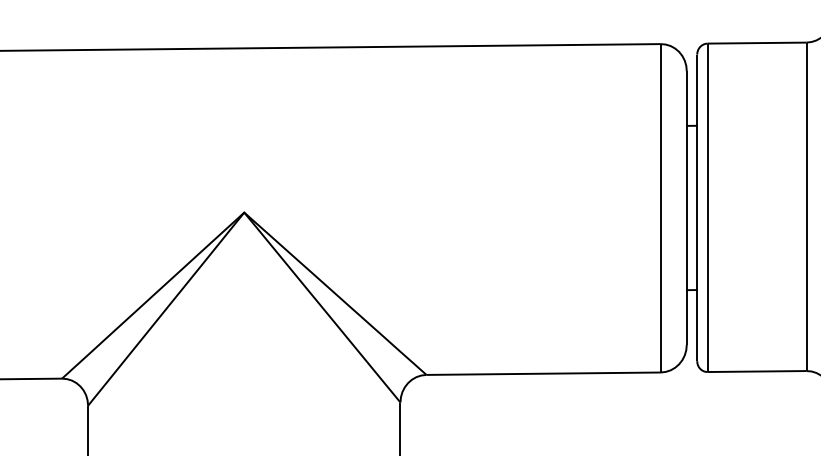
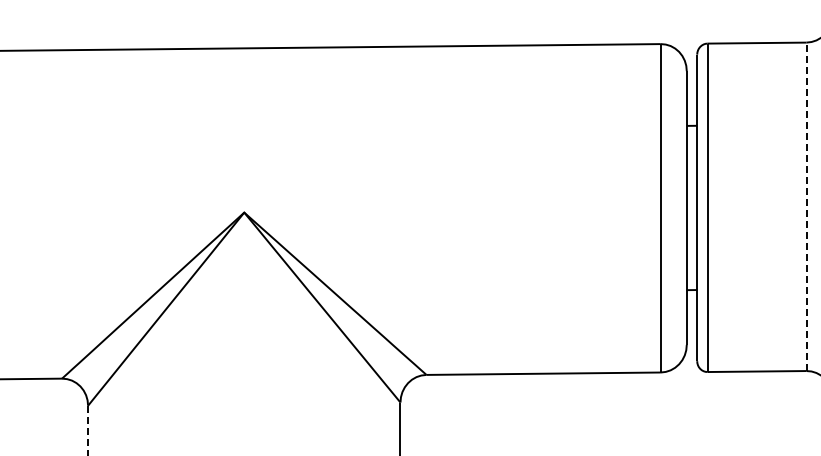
line: solid -> dashed (806, 206)
line: solid -> dashed (88, 430)
